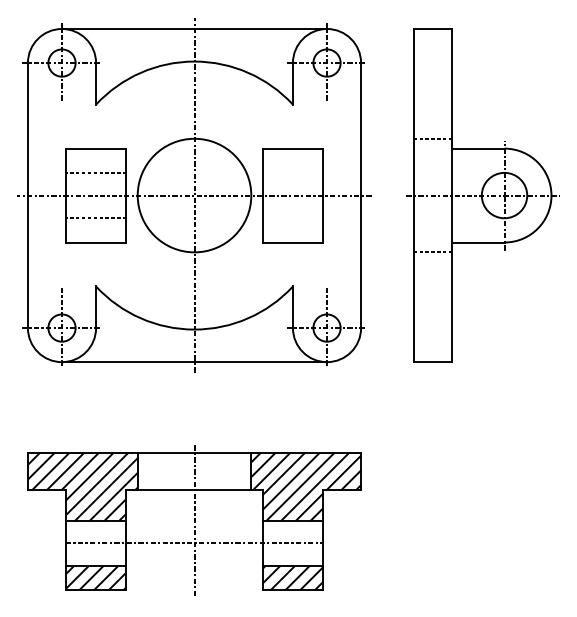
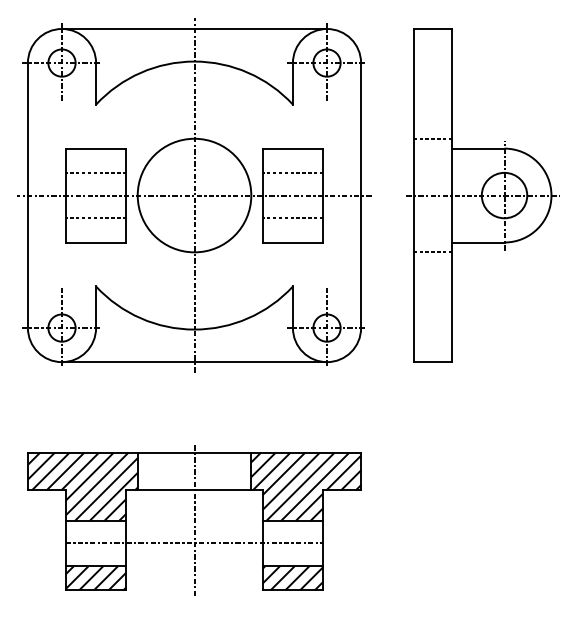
line: none -> present (292, 172)
line: none -> present (292, 218)
